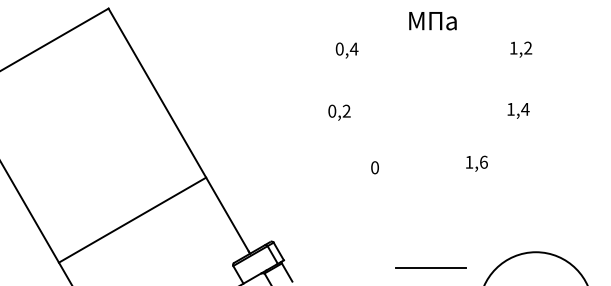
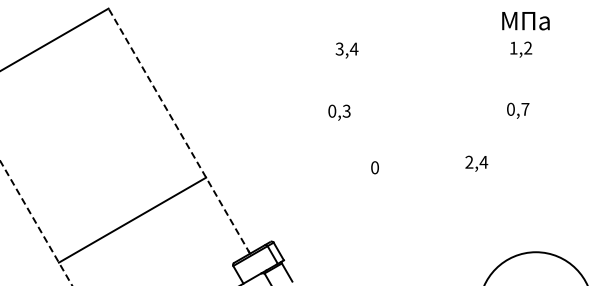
text position: (432, 21) -> (525, 21) (525, 21)
text: 0,4 -> 3,4 (339, 48)
text: 1,4 -> 0,7 (518, 108)
text: 0,2 -> 0,3 (346, 111)
line: solid -> dashed (179, 130)
text: 1,6 -> 2,4 (476, 161)
line: solid -> dashed (36, 223)
line: present -> none (430, 268)
